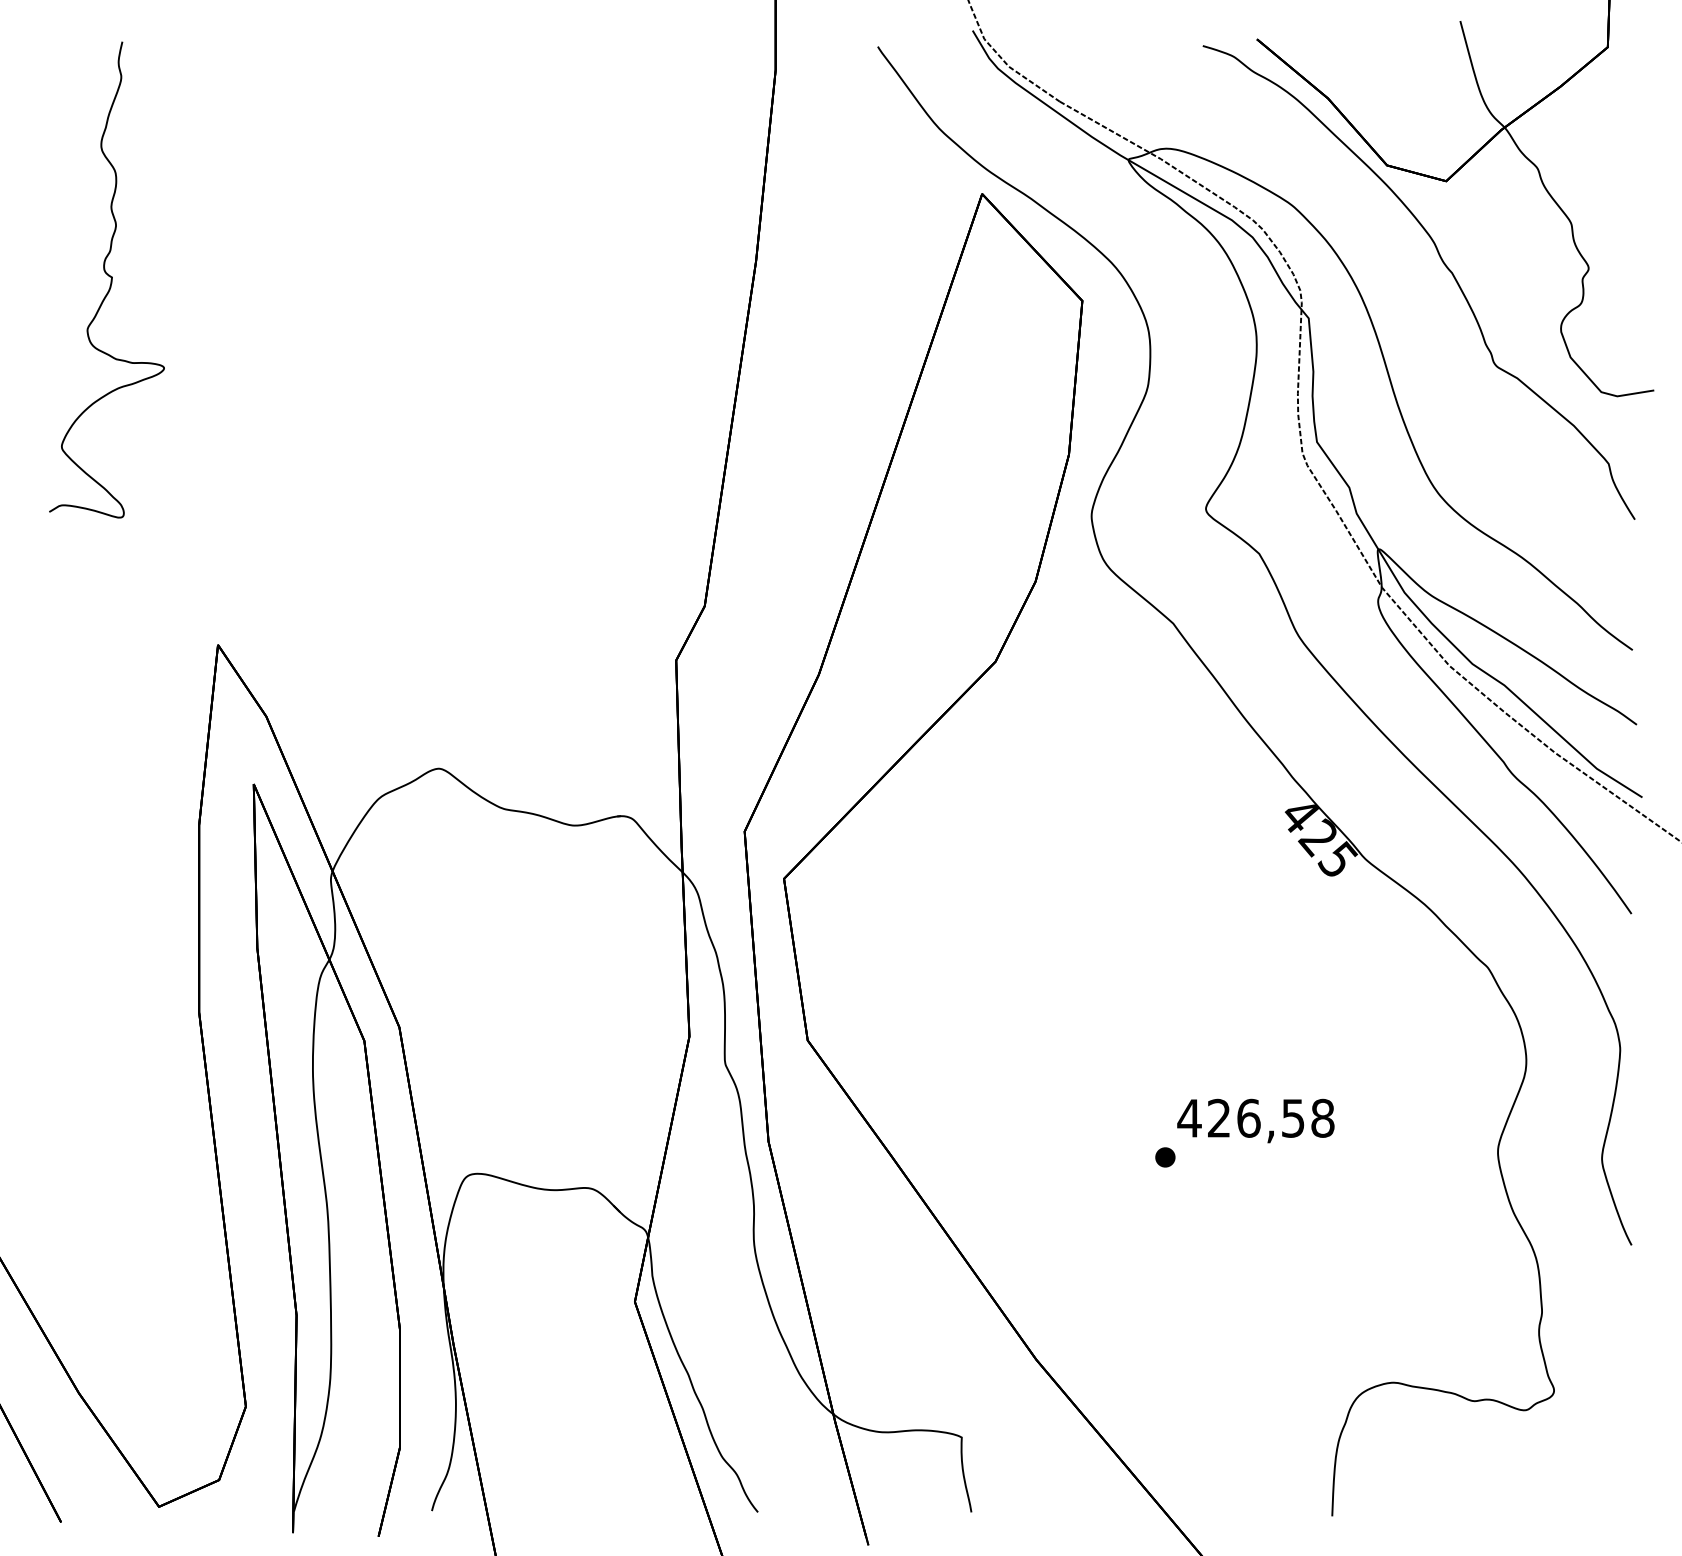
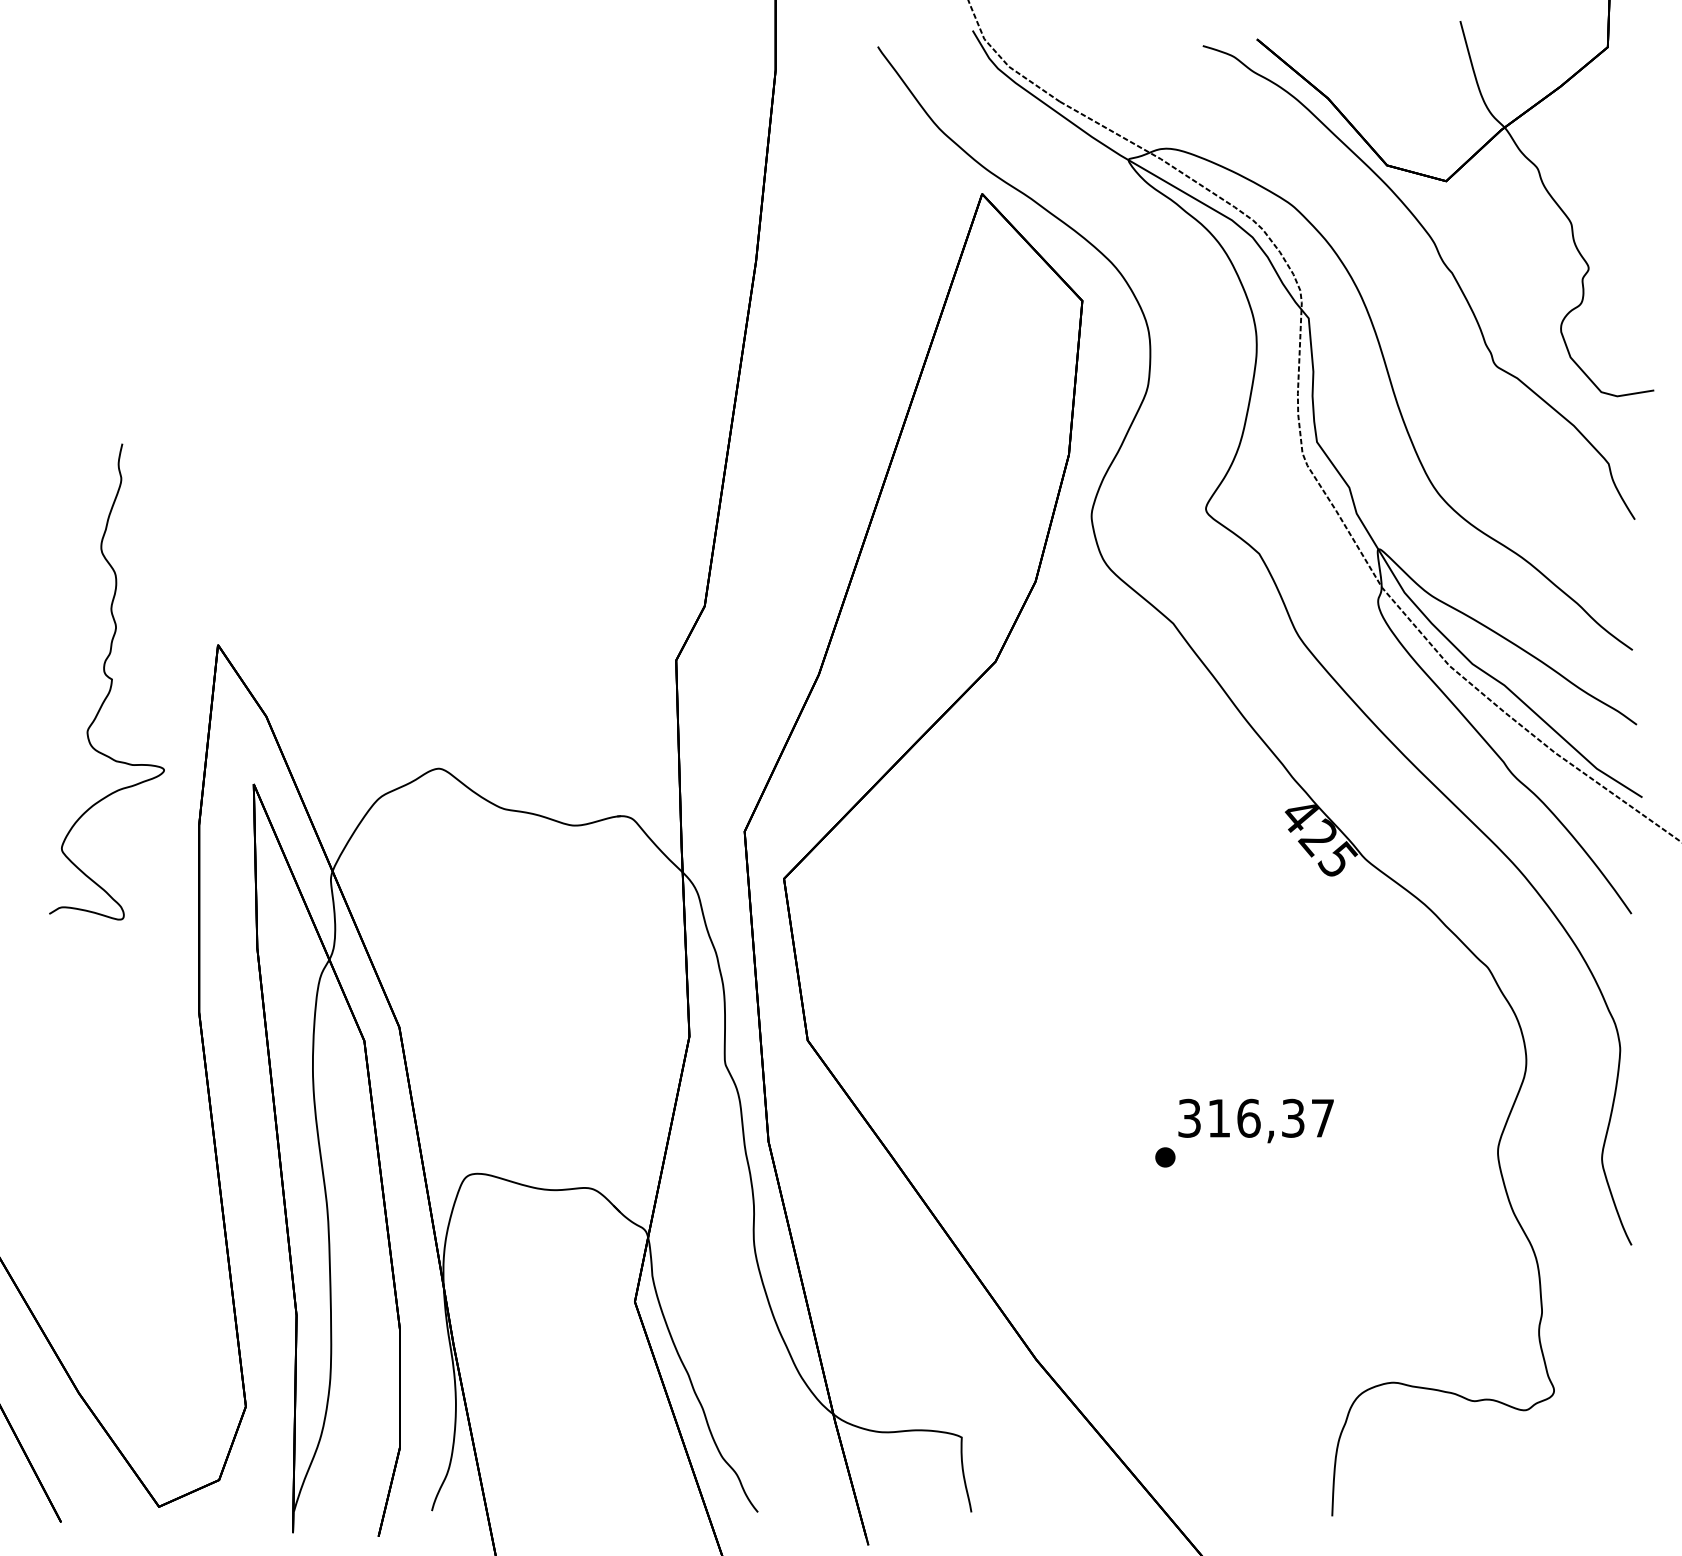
part position: (106, 279) -> (106, 681) (106, 681)
text: 426,58 -> 316,37 (1255, 1117)
